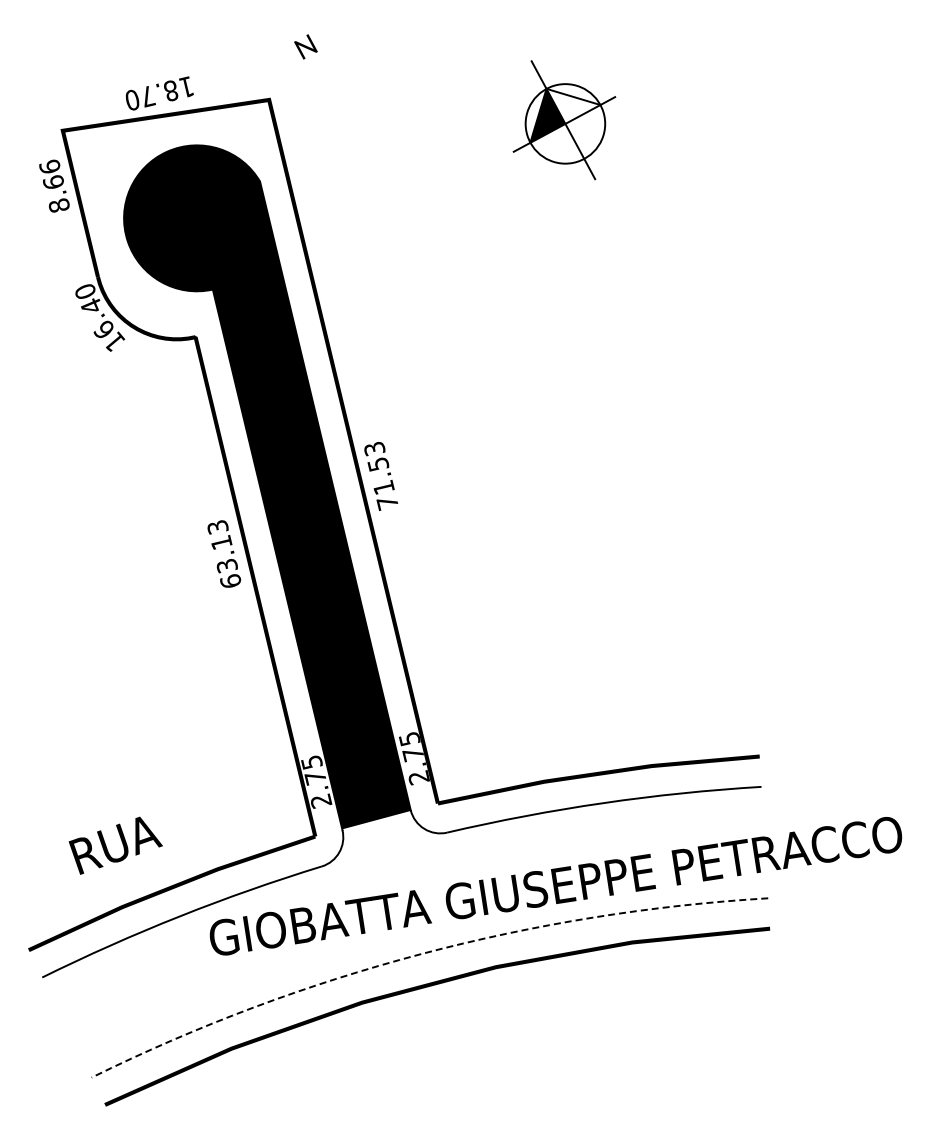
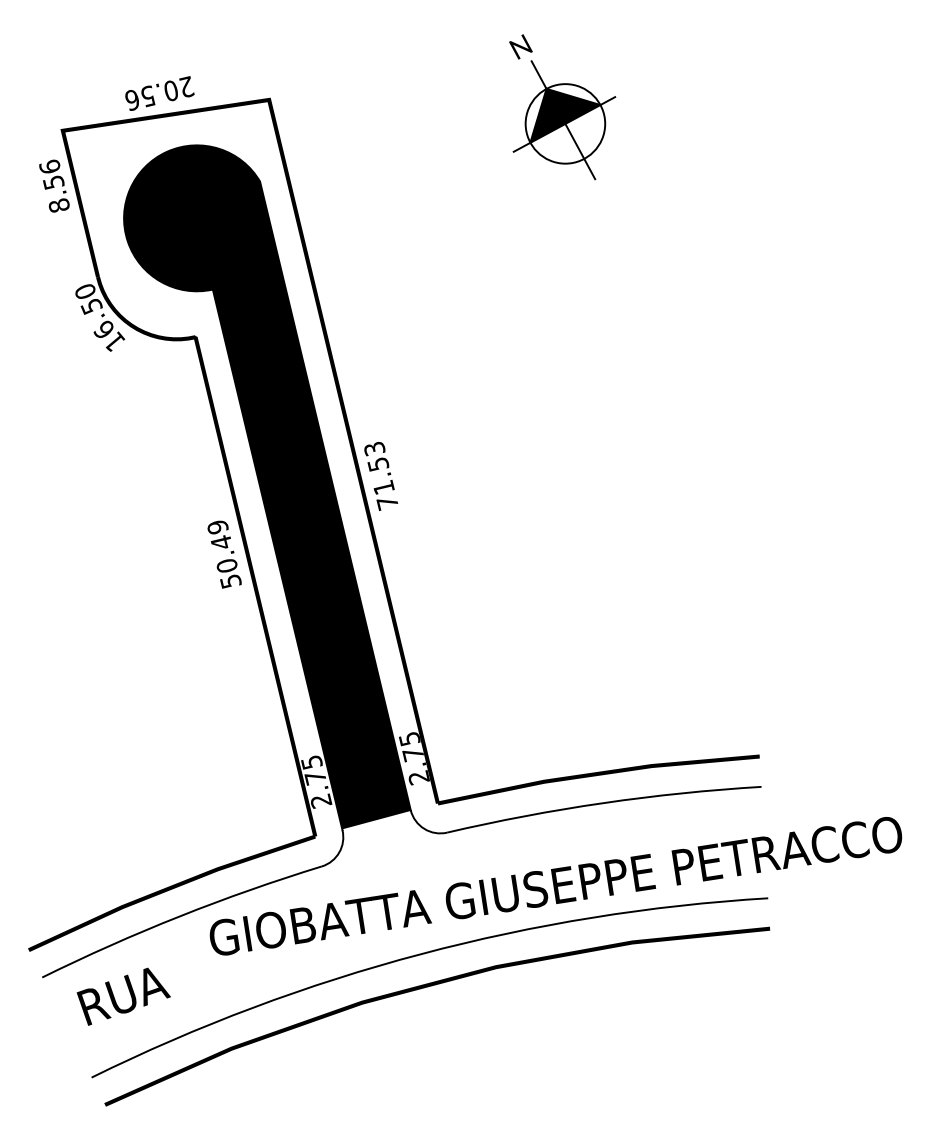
text position: (305, 46) -> (520, 46) (520, 46)
text: 18.70 -> 20.56 (159, 93)
fill: none -> present (573, 105)
text: 8.66 -> 8.56 (53, 182)
text: 40 -> 50 (91, 306)
text: 63.13 -> 50.49 (224, 554)
text position: (115, 845) -> (123, 996) (123, 996)
arc: dashed -> solid (420, 954)
